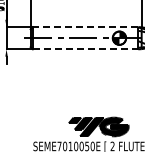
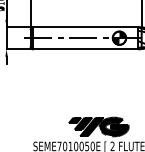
line: dashed -> solid (85, 27)
line: dashed -> solid (85, 49)
